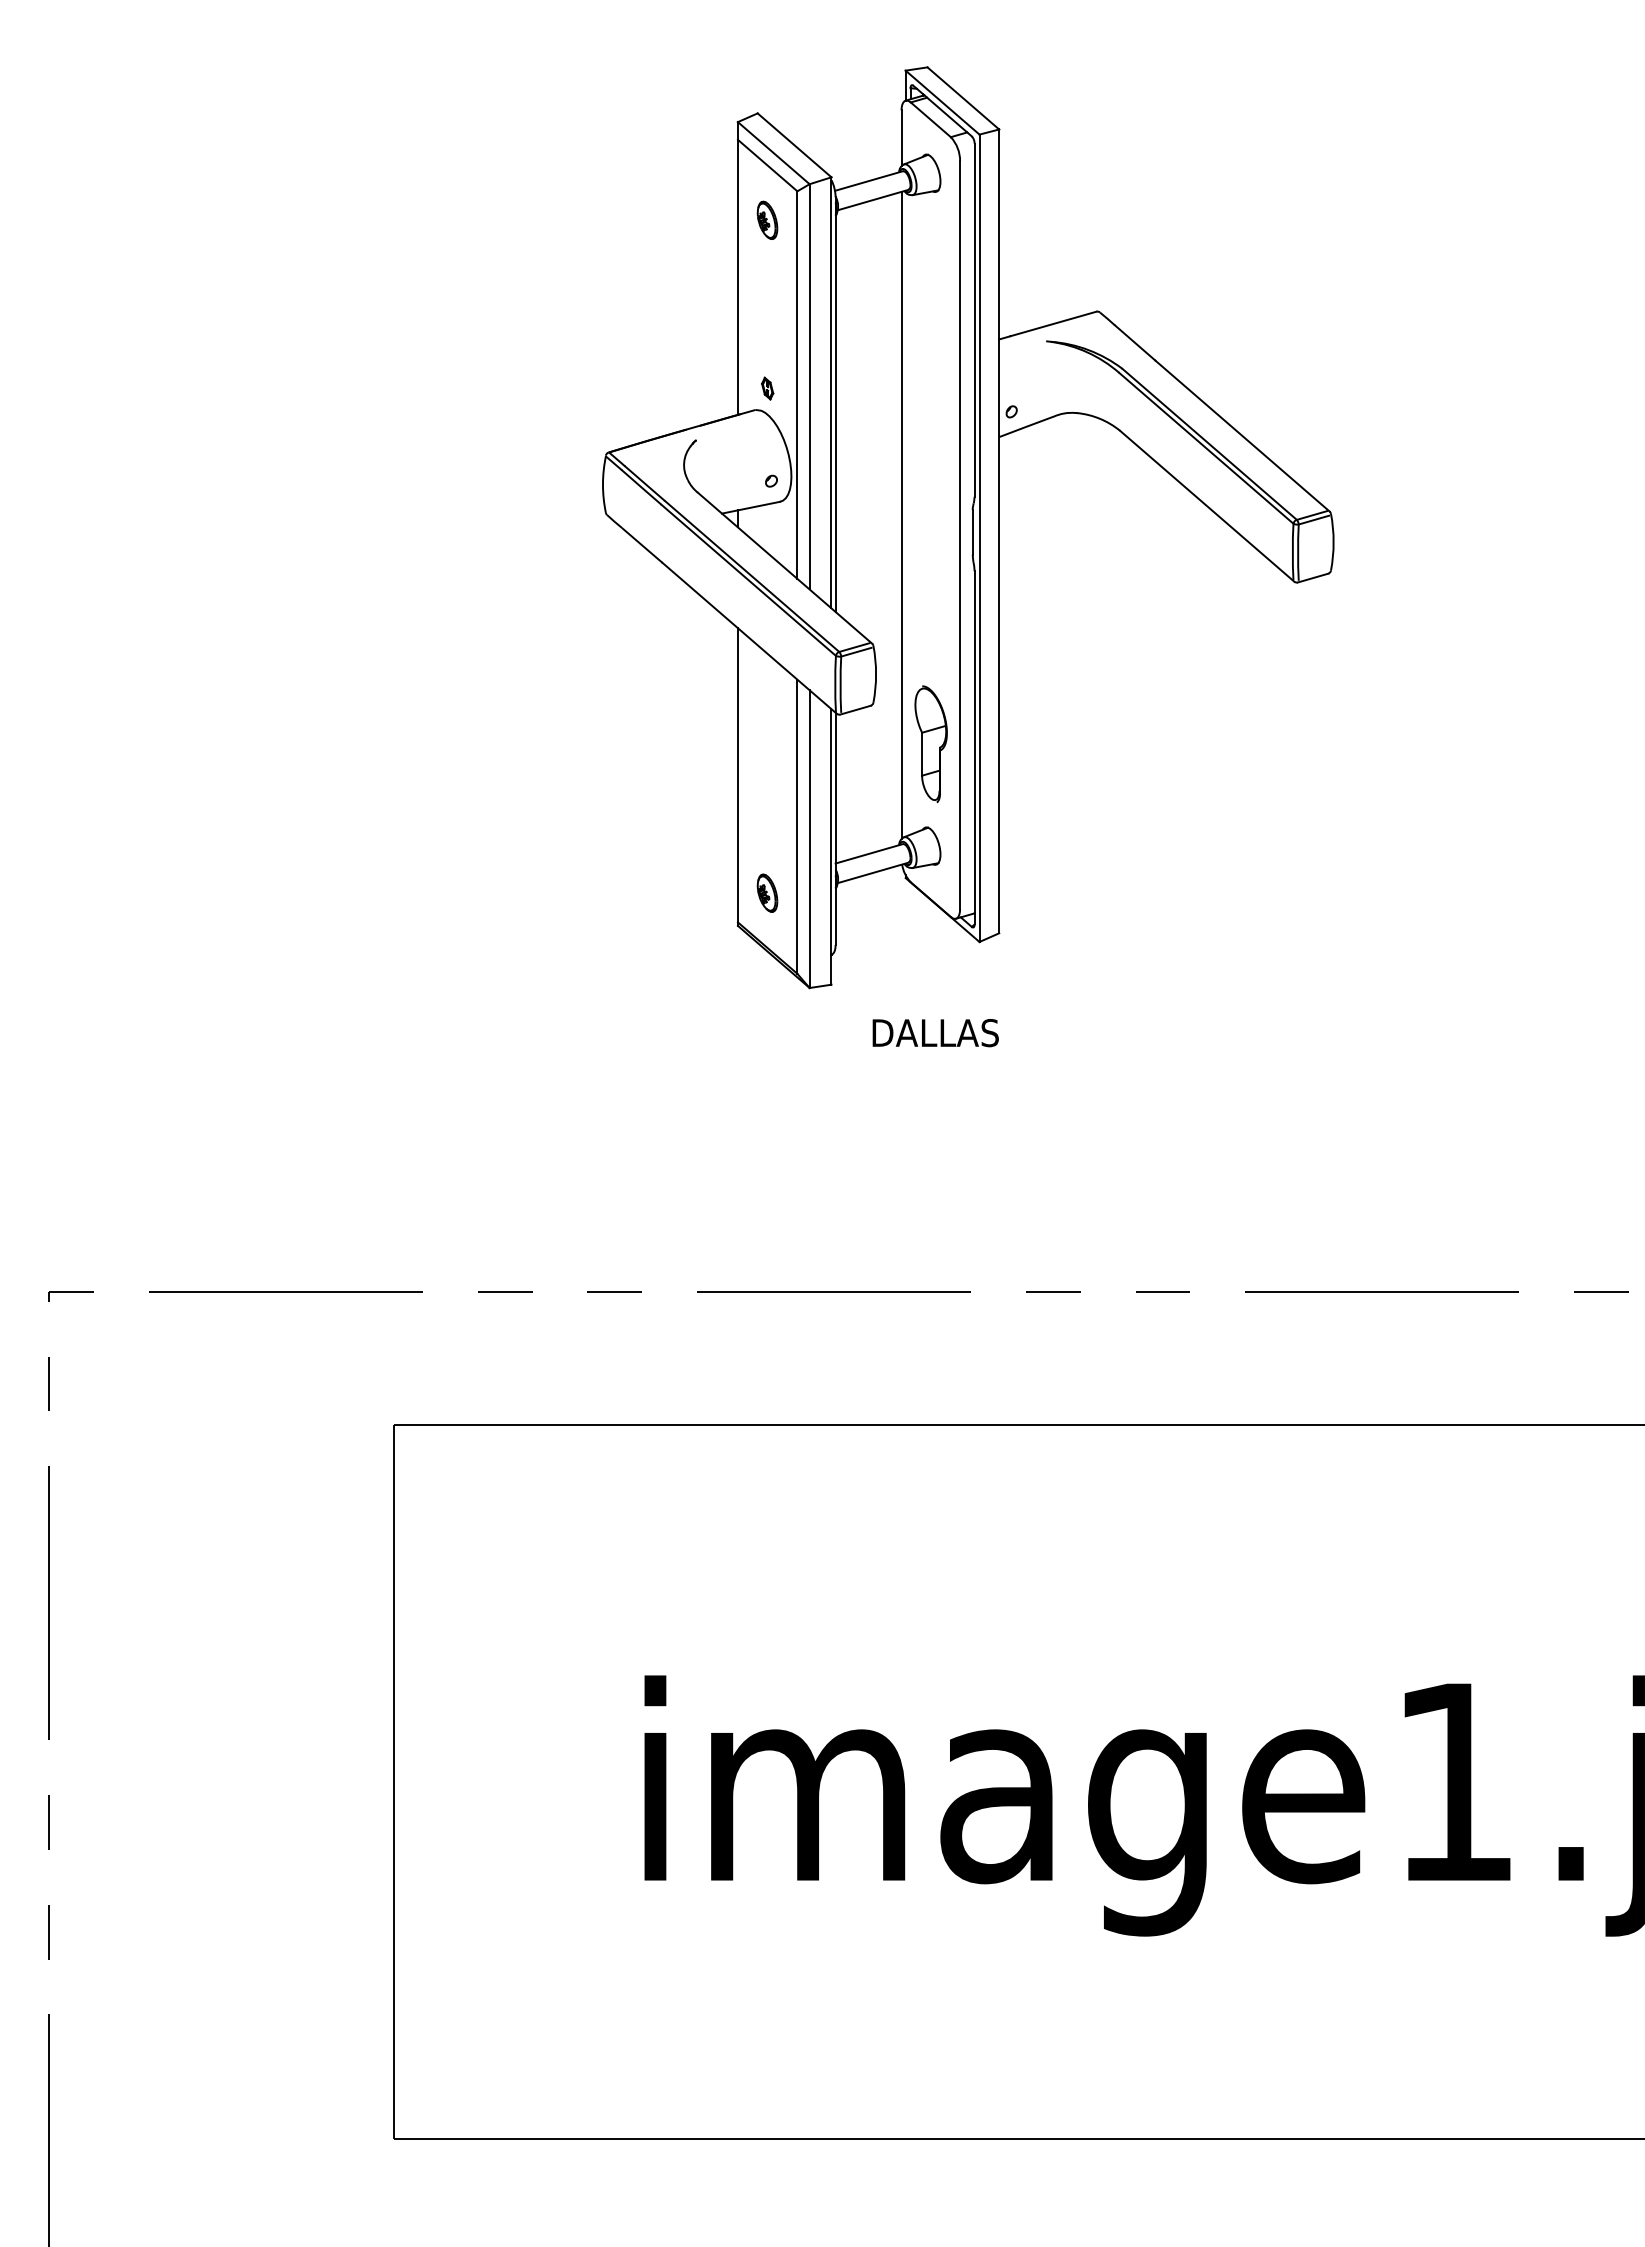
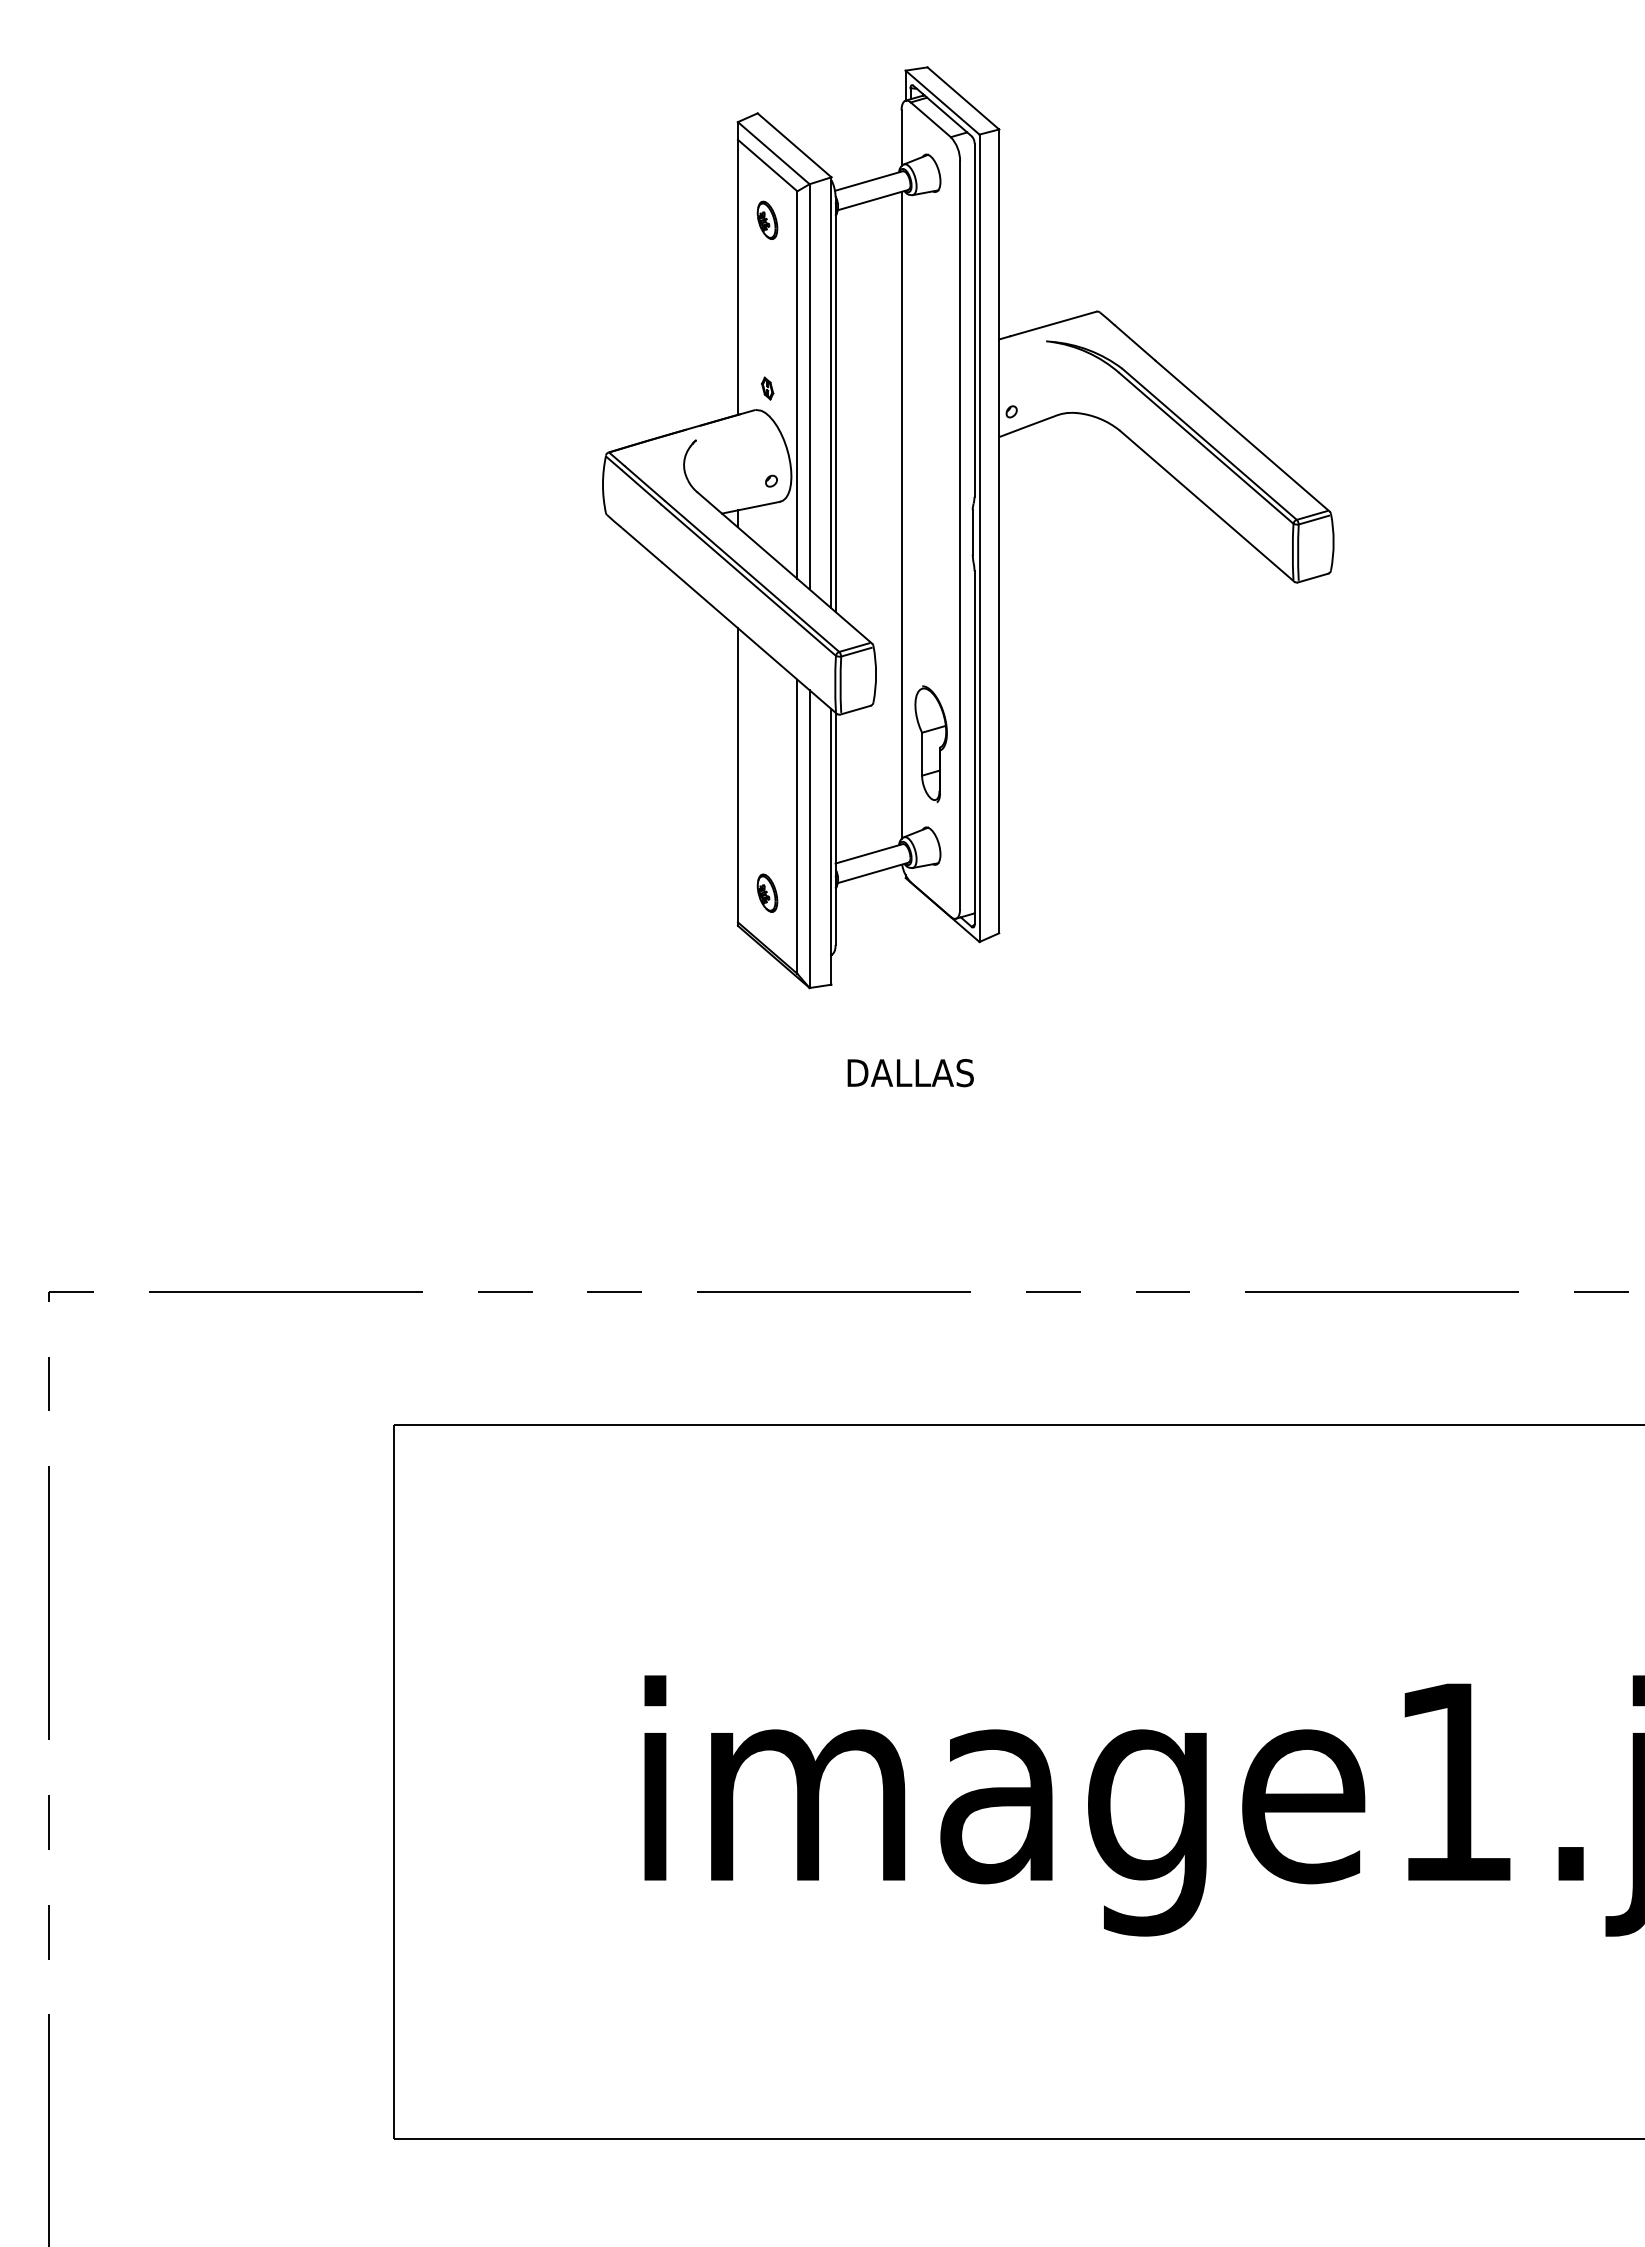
text position: (935, 1033) -> (910, 1073) (910, 1073)
